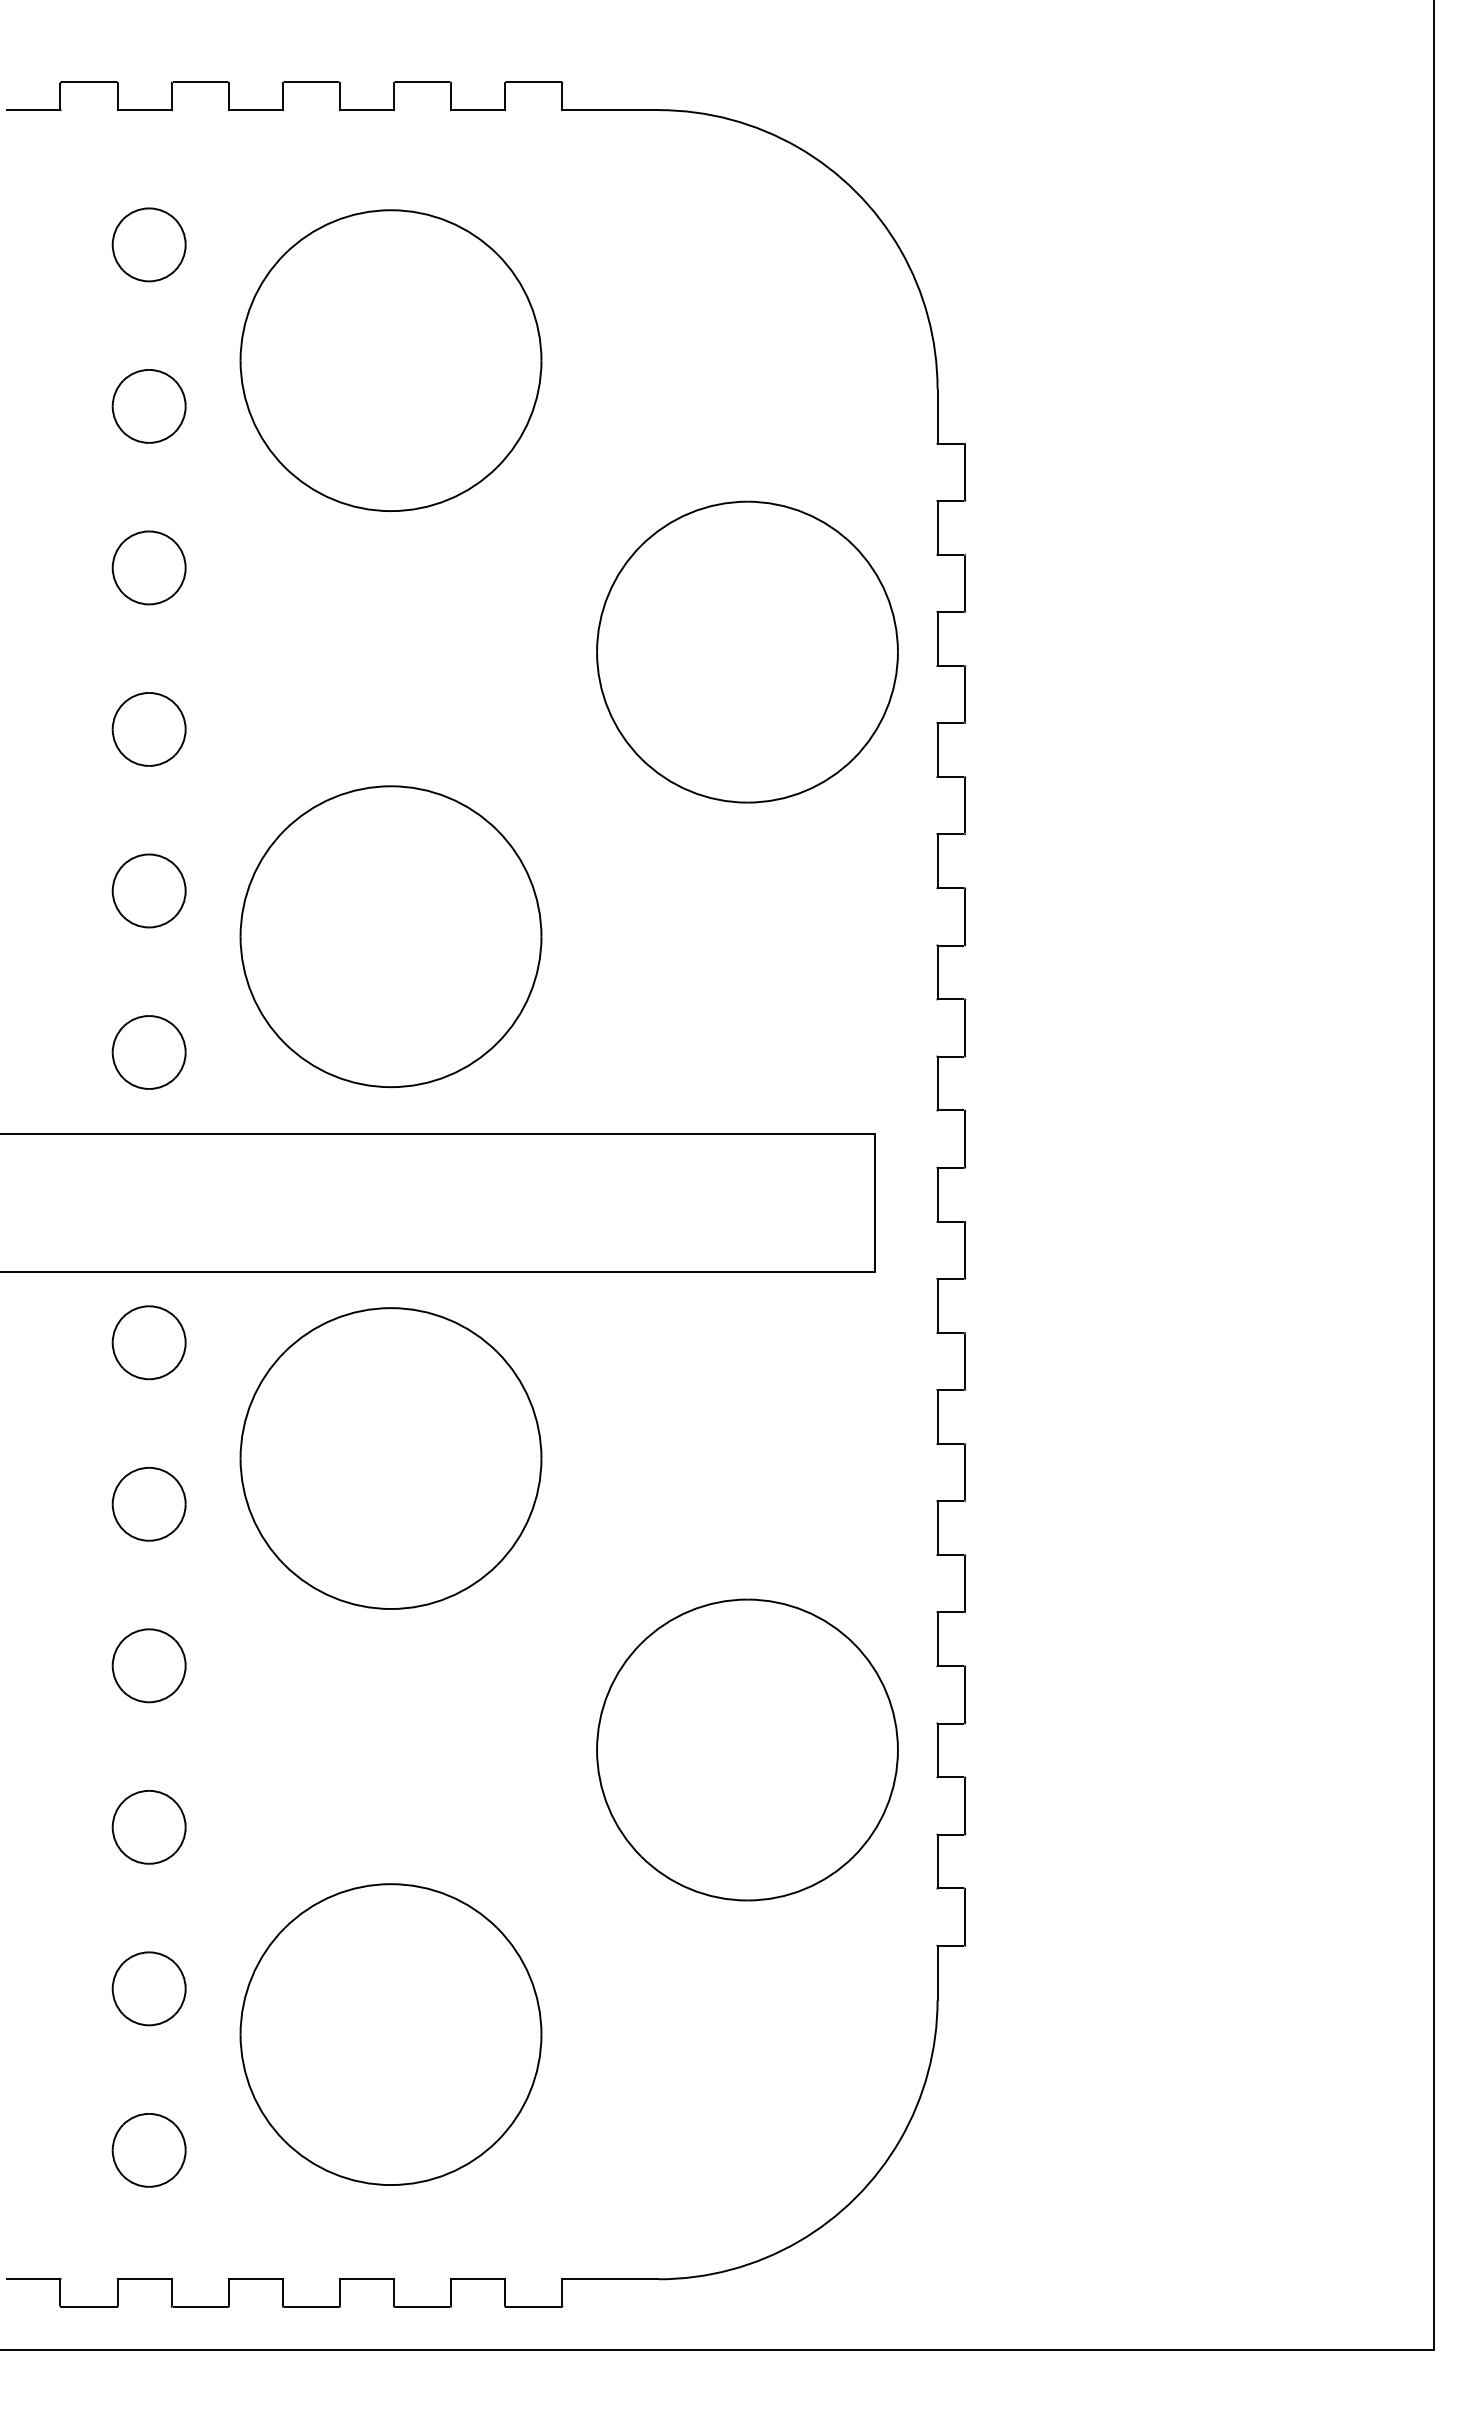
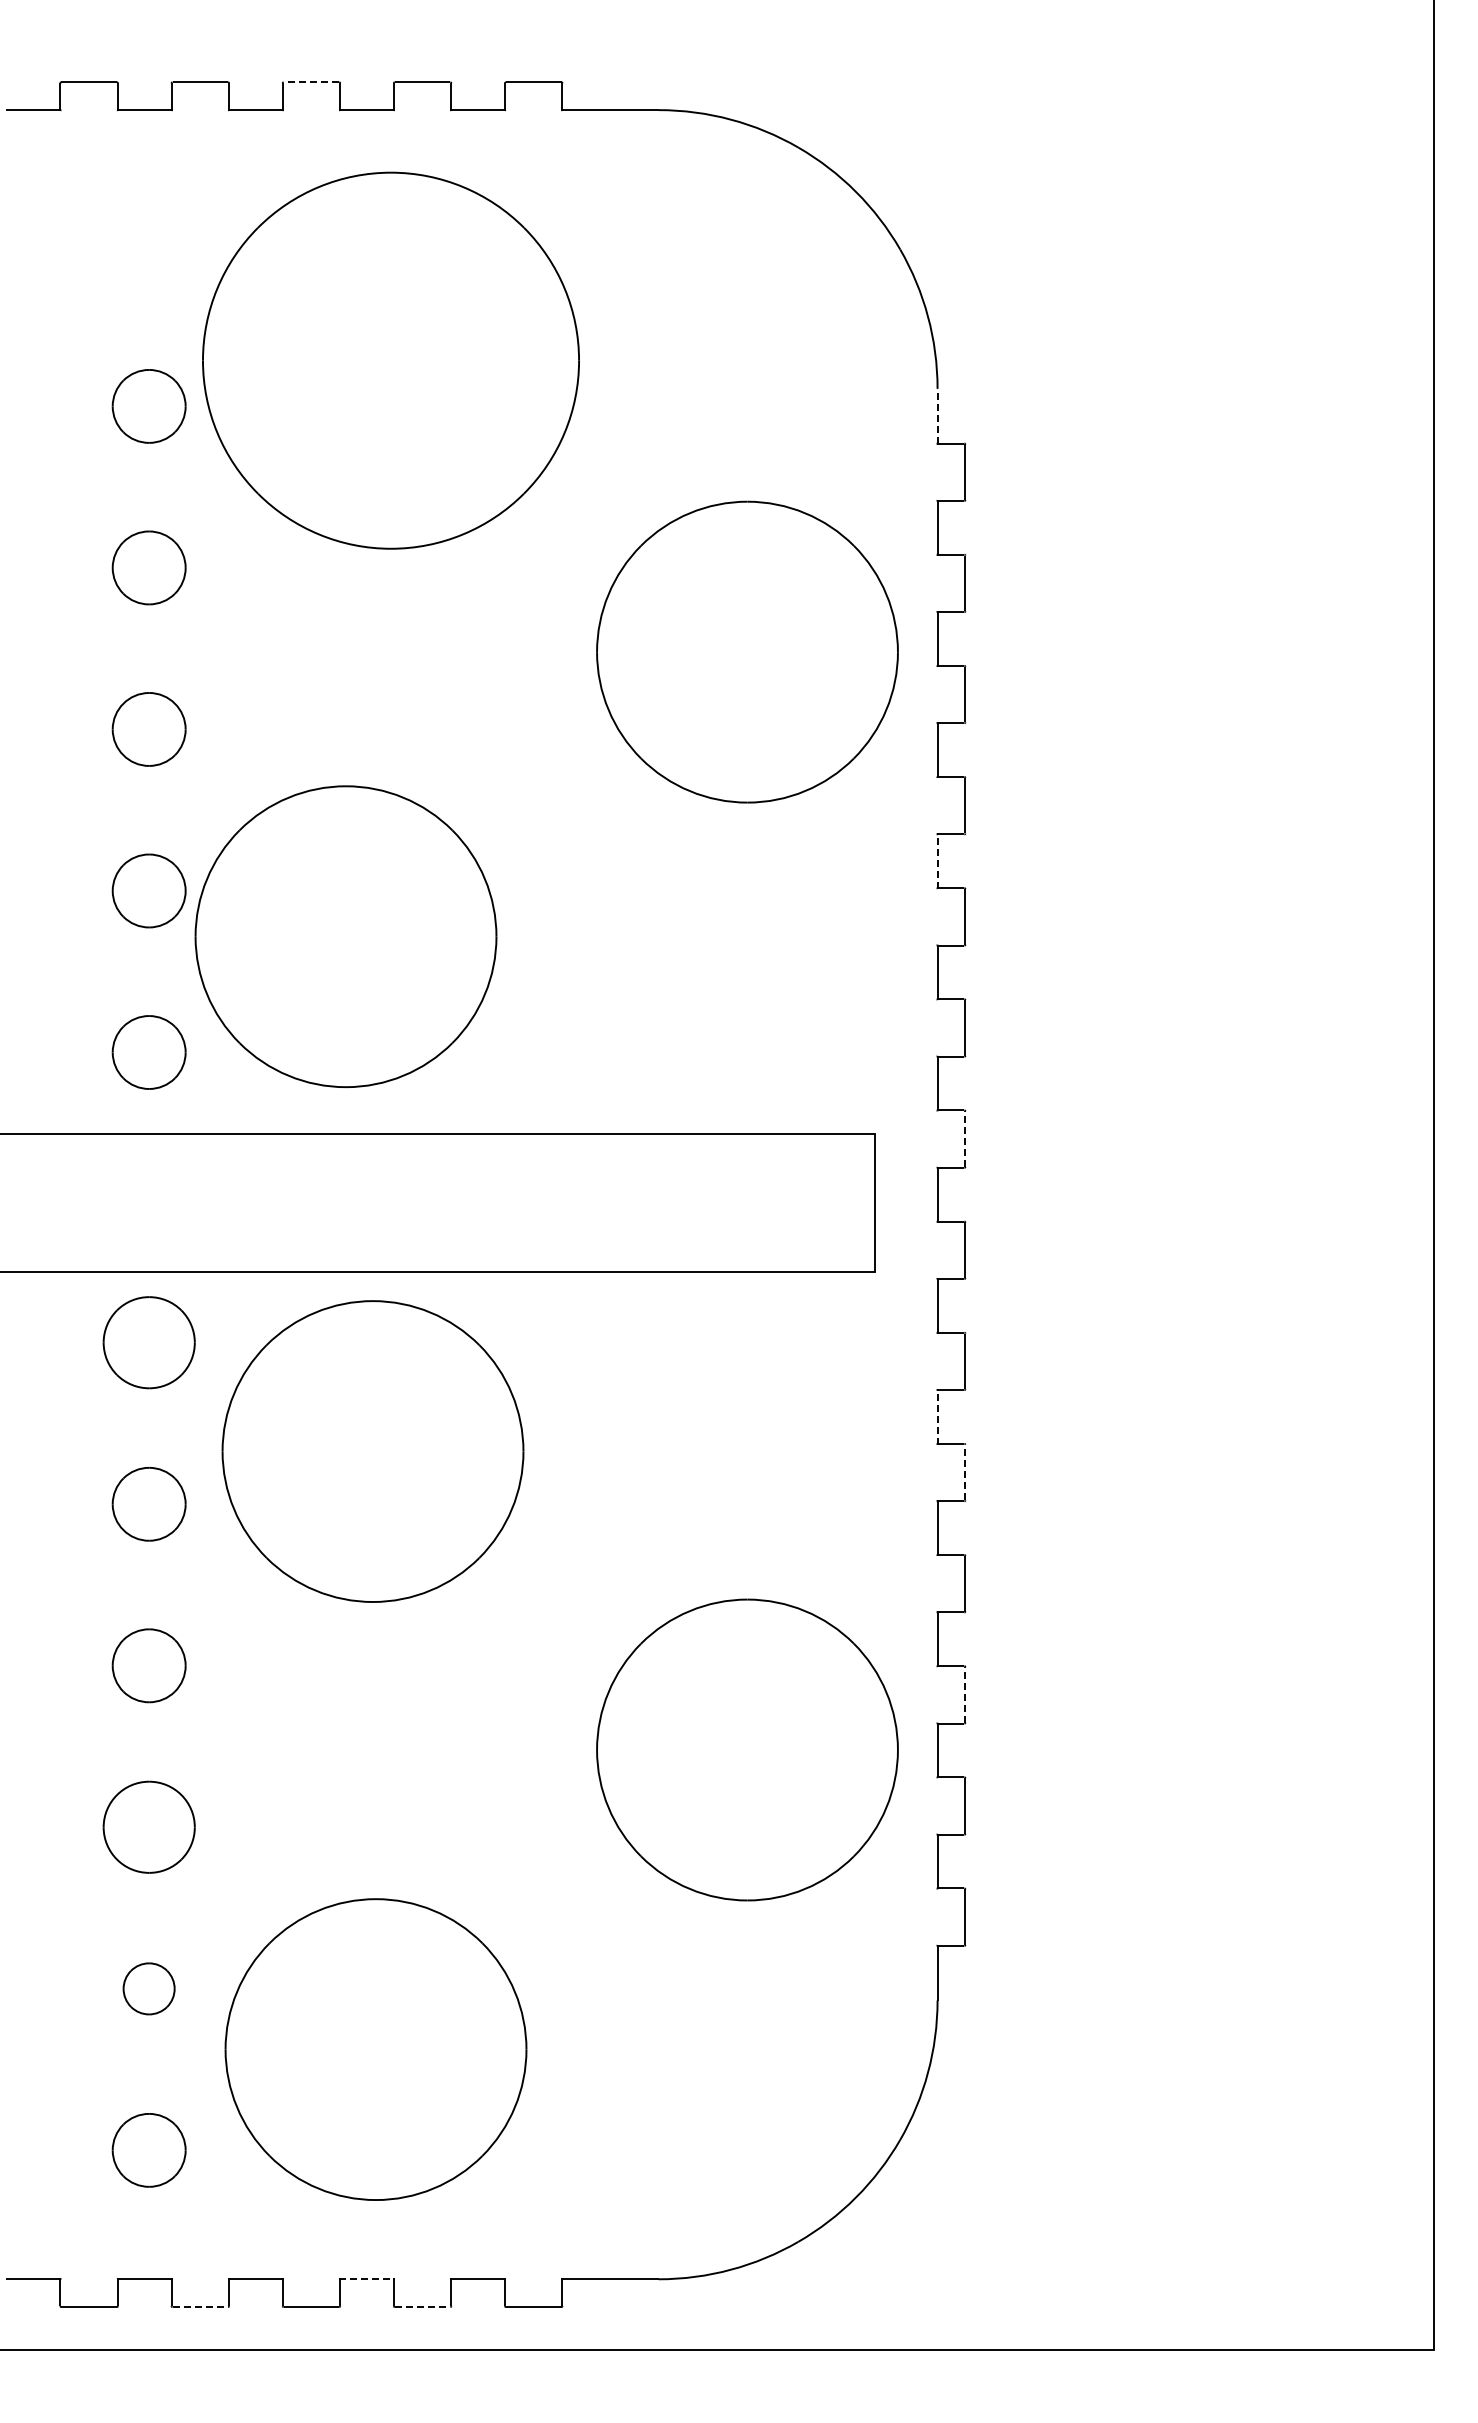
line: solid -> dashed (311, 82)
part: present -> none (148, 244)
part size: 304x303 px -> 378x379 px (390, 360)
line: solid -> dashed (937, 416)
line: solid -> dashed (937, 861)
part position: (390, 936) -> (345, 936) (345, 936)
line: solid -> dashed (965, 1139)
part size: 76x76 px -> 94x94 px (148, 1342)
line: solid -> dashed (937, 1417)
part position: (390, 1458) -> (372, 1451) (372, 1451)
line: solid -> dashed (965, 1472)
line: solid -> dashed (965, 1694)
part size: 76x75 px -> 94x94 px (148, 1826)
part size: 76x76 px -> 54x54 px (148, 1988)
part position: (390, 2034) -> (375, 2049) (375, 2049)
line: solid -> dashed (367, 2279)
line: solid -> dashed (200, 2307)
line: solid -> dashed (422, 2307)
